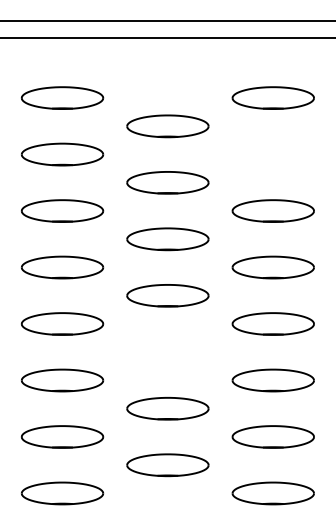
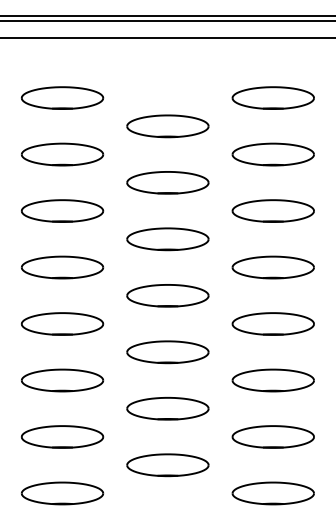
line: none -> present (167, 15)
part: none -> present (272, 154)
part: none -> present (167, 352)
